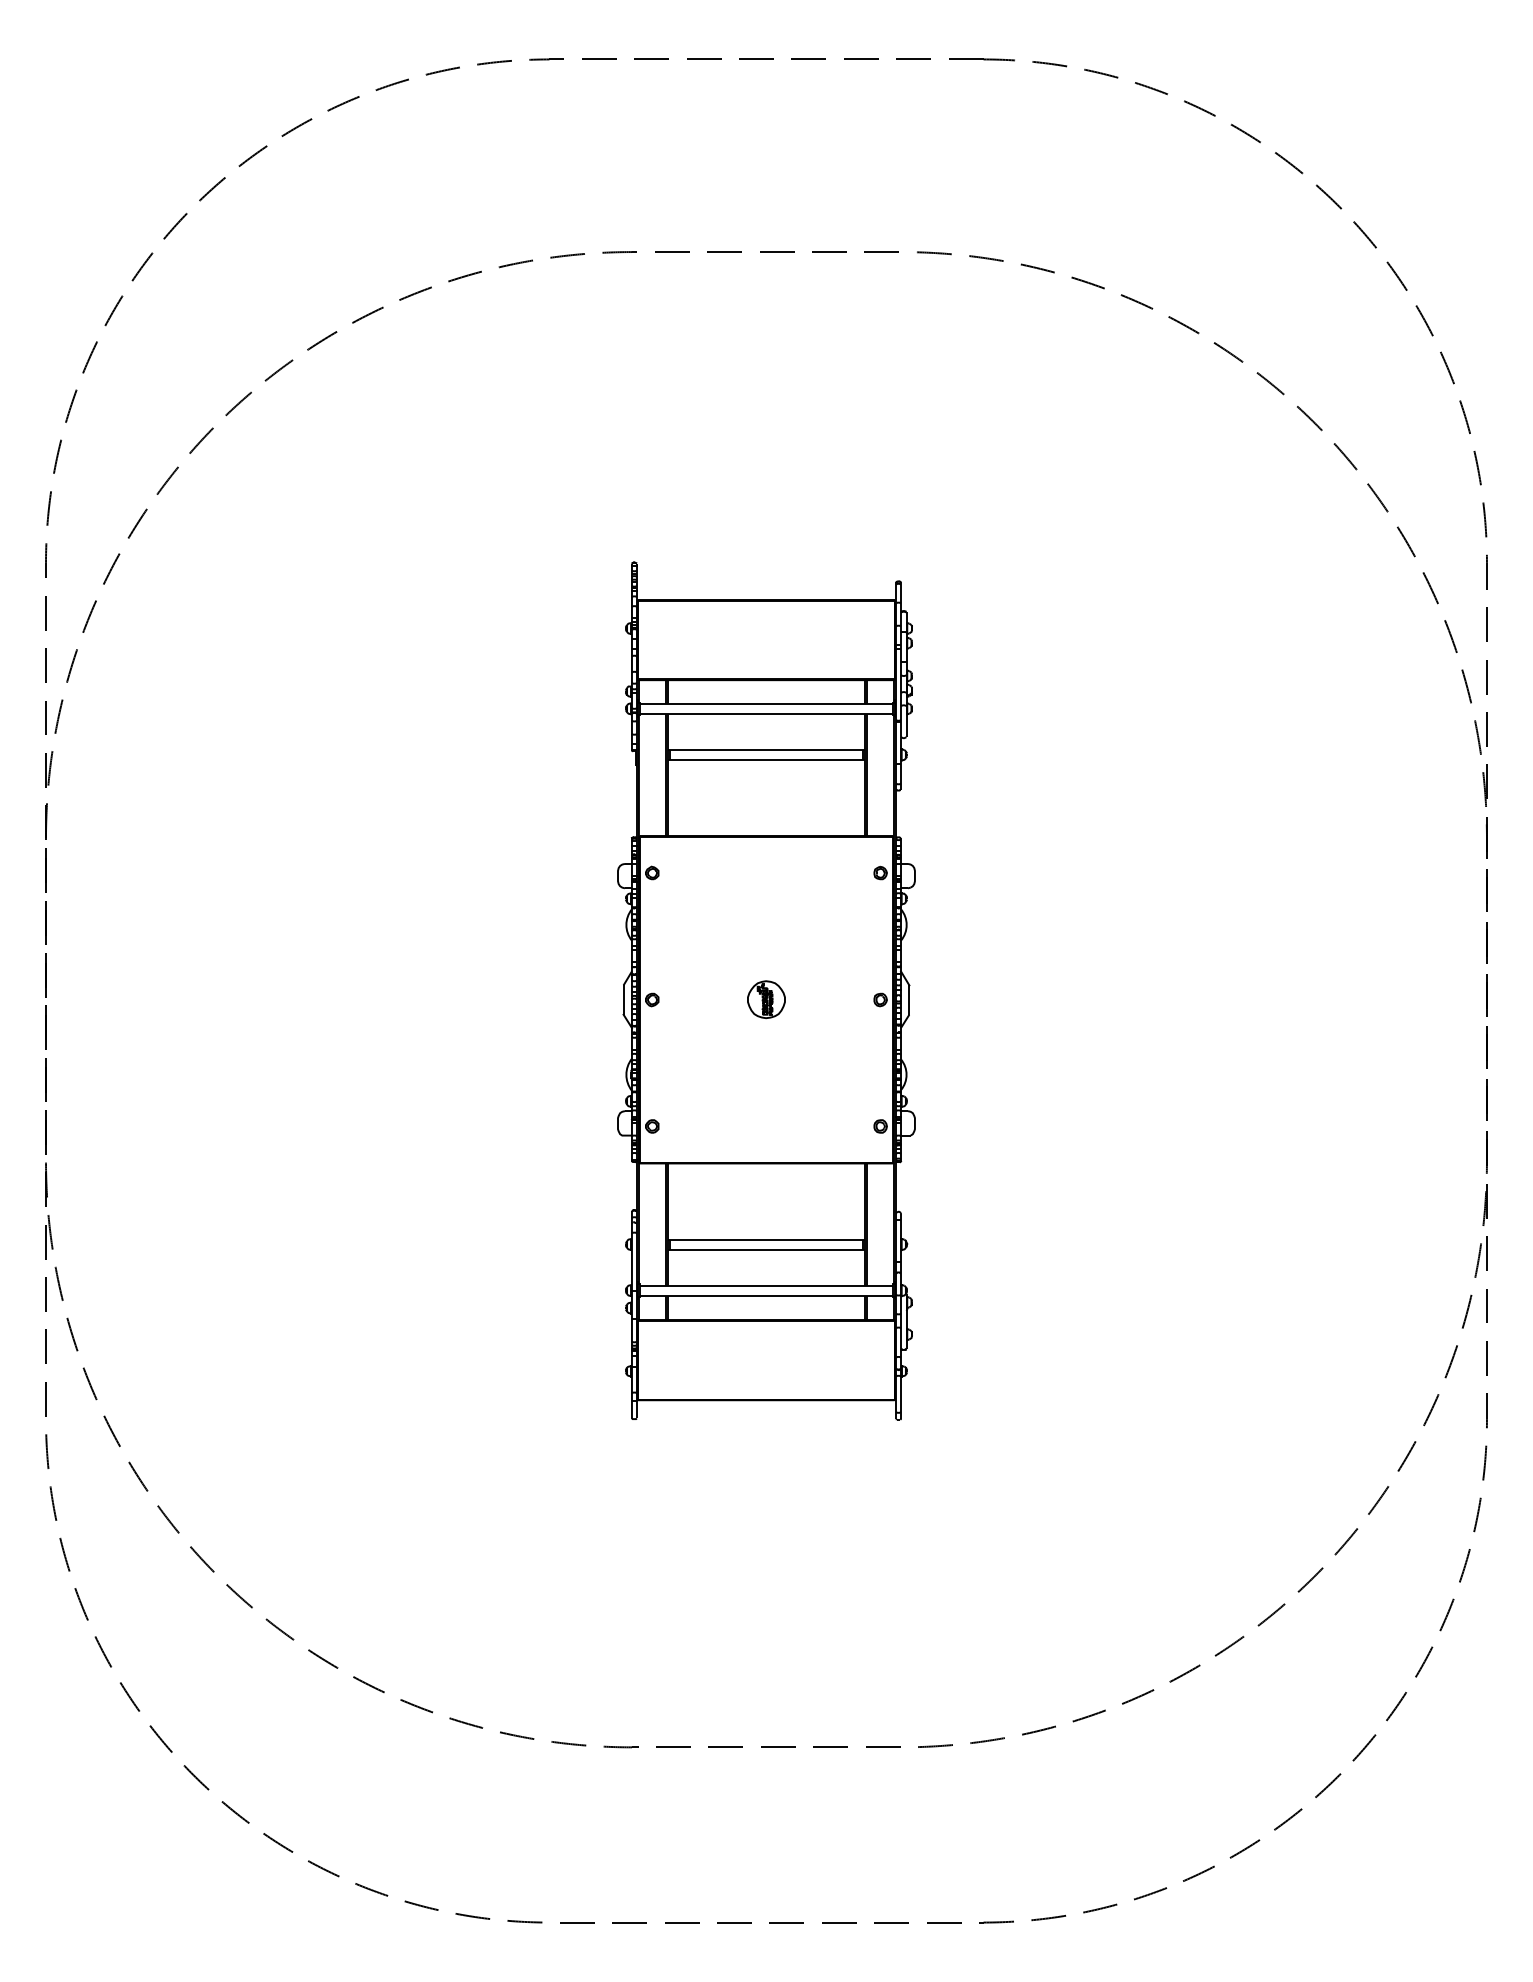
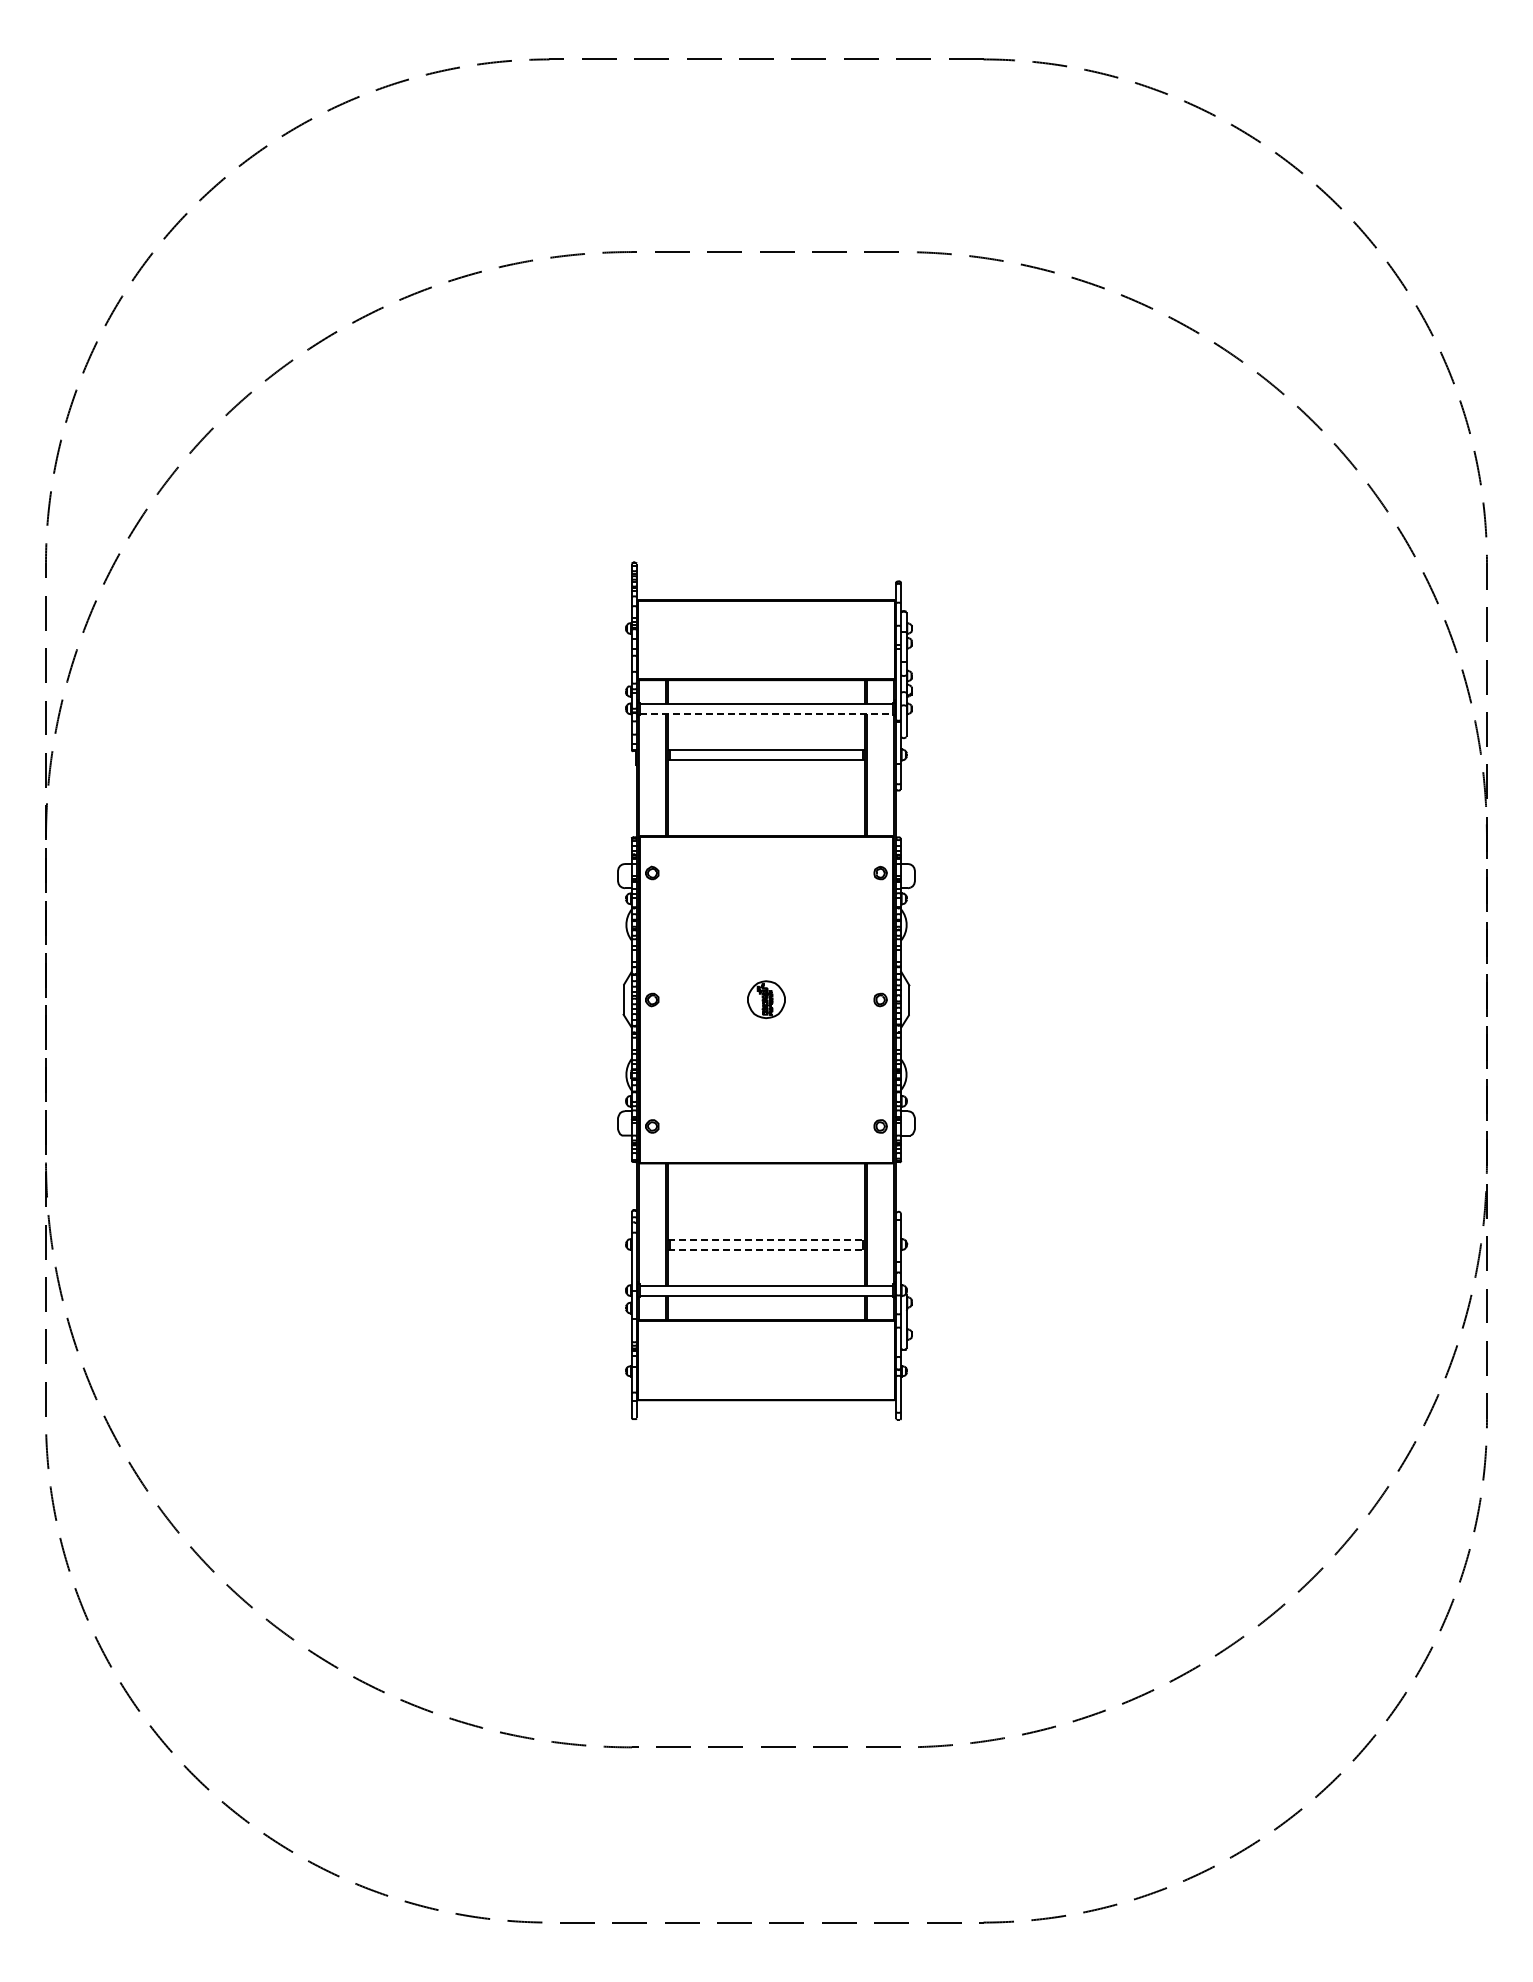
line: solid -> dashed (766, 714)
line: solid -> dashed (766, 1239)
line: solid -> dashed (766, 1250)
